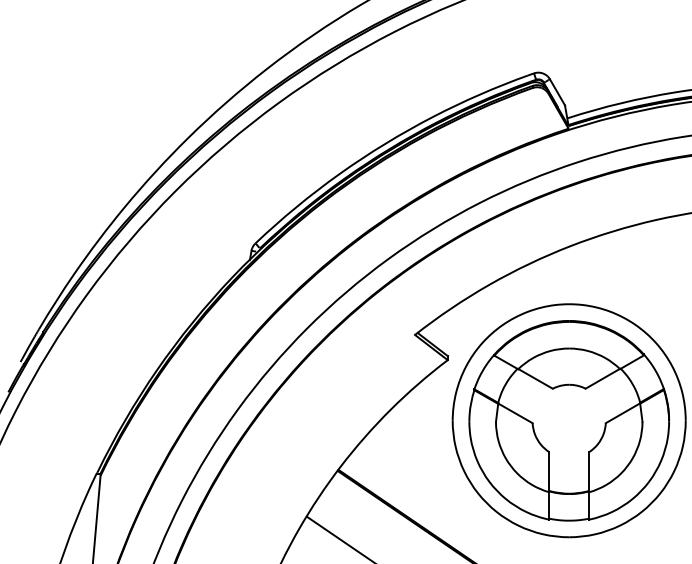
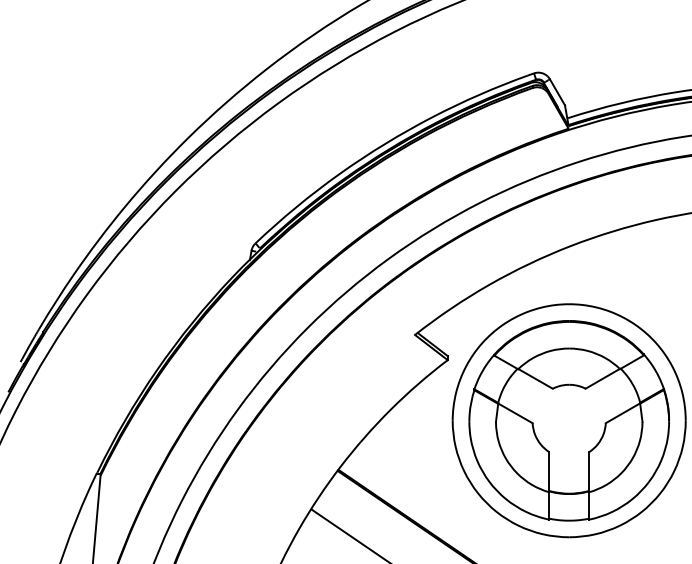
line position: (338, 538) -> (348, 534) (348, 534)
